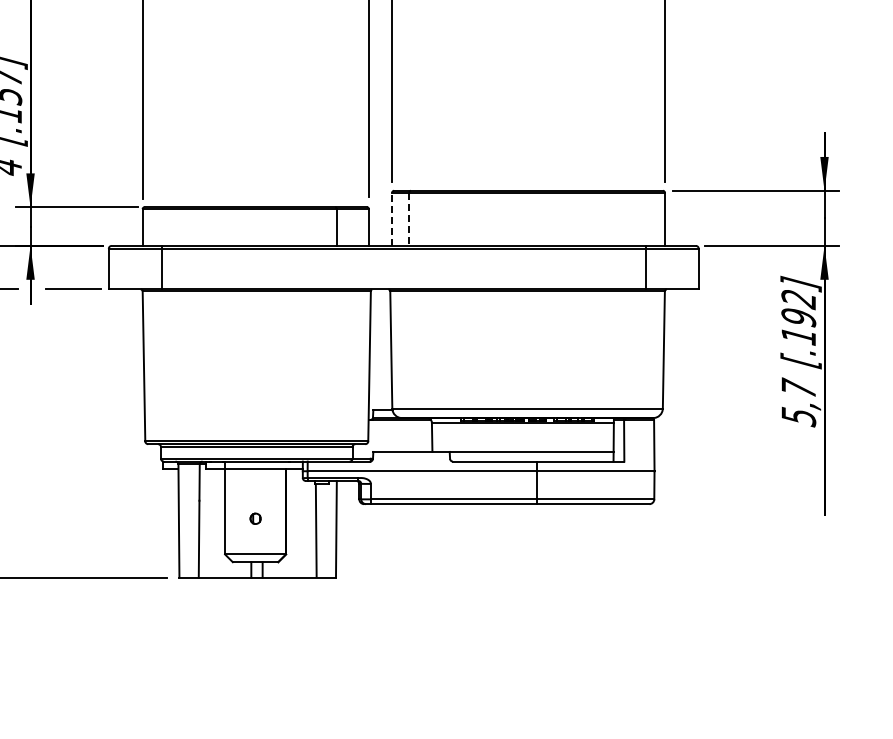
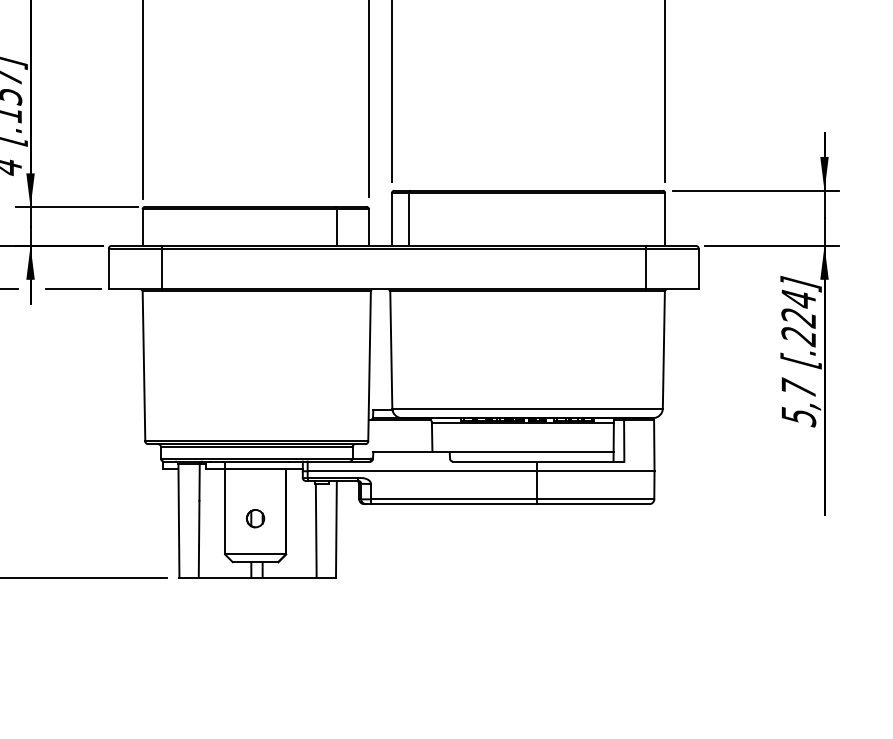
line: dashed -> solid (392, 219)
line: dashed -> solid (409, 219)
text: [.192] -> [.224] (798, 318)
part size: 13x13 px -> 20x20 px (255, 518)
